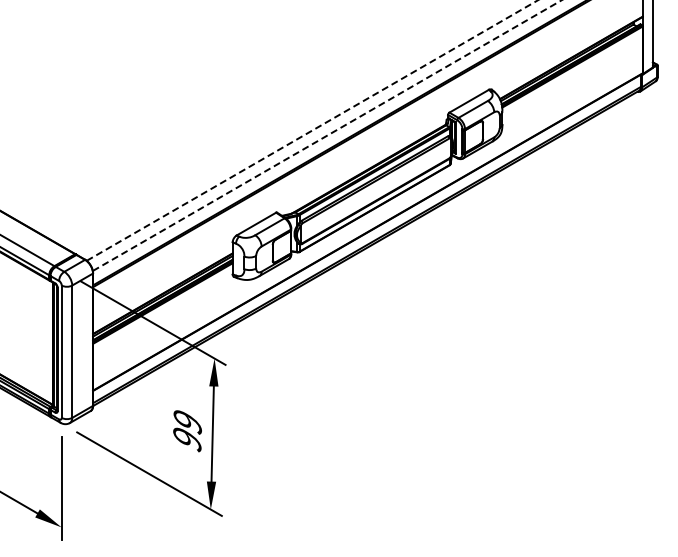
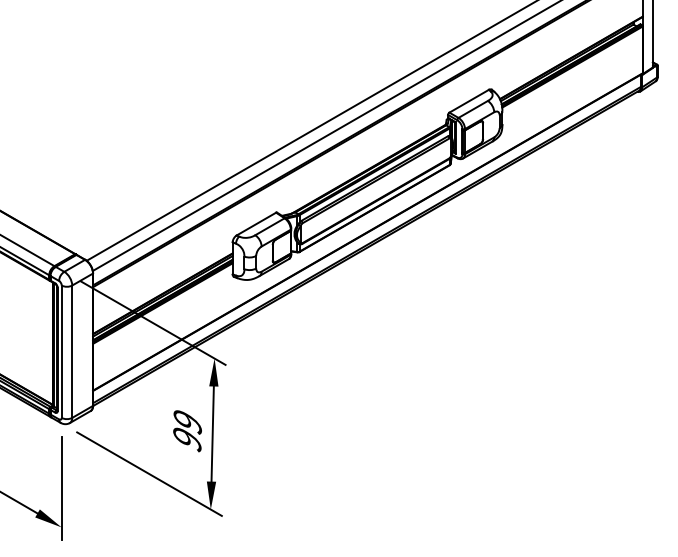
line: dashed -> solid (312, 130)
line: dashed -> solid (327, 135)
